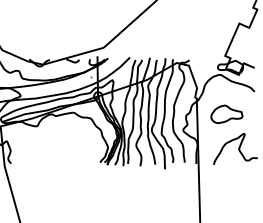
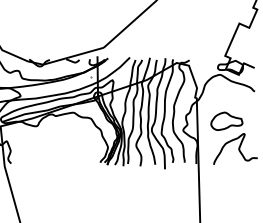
part position: (226, 113) -> (226, 120) (226, 120)
